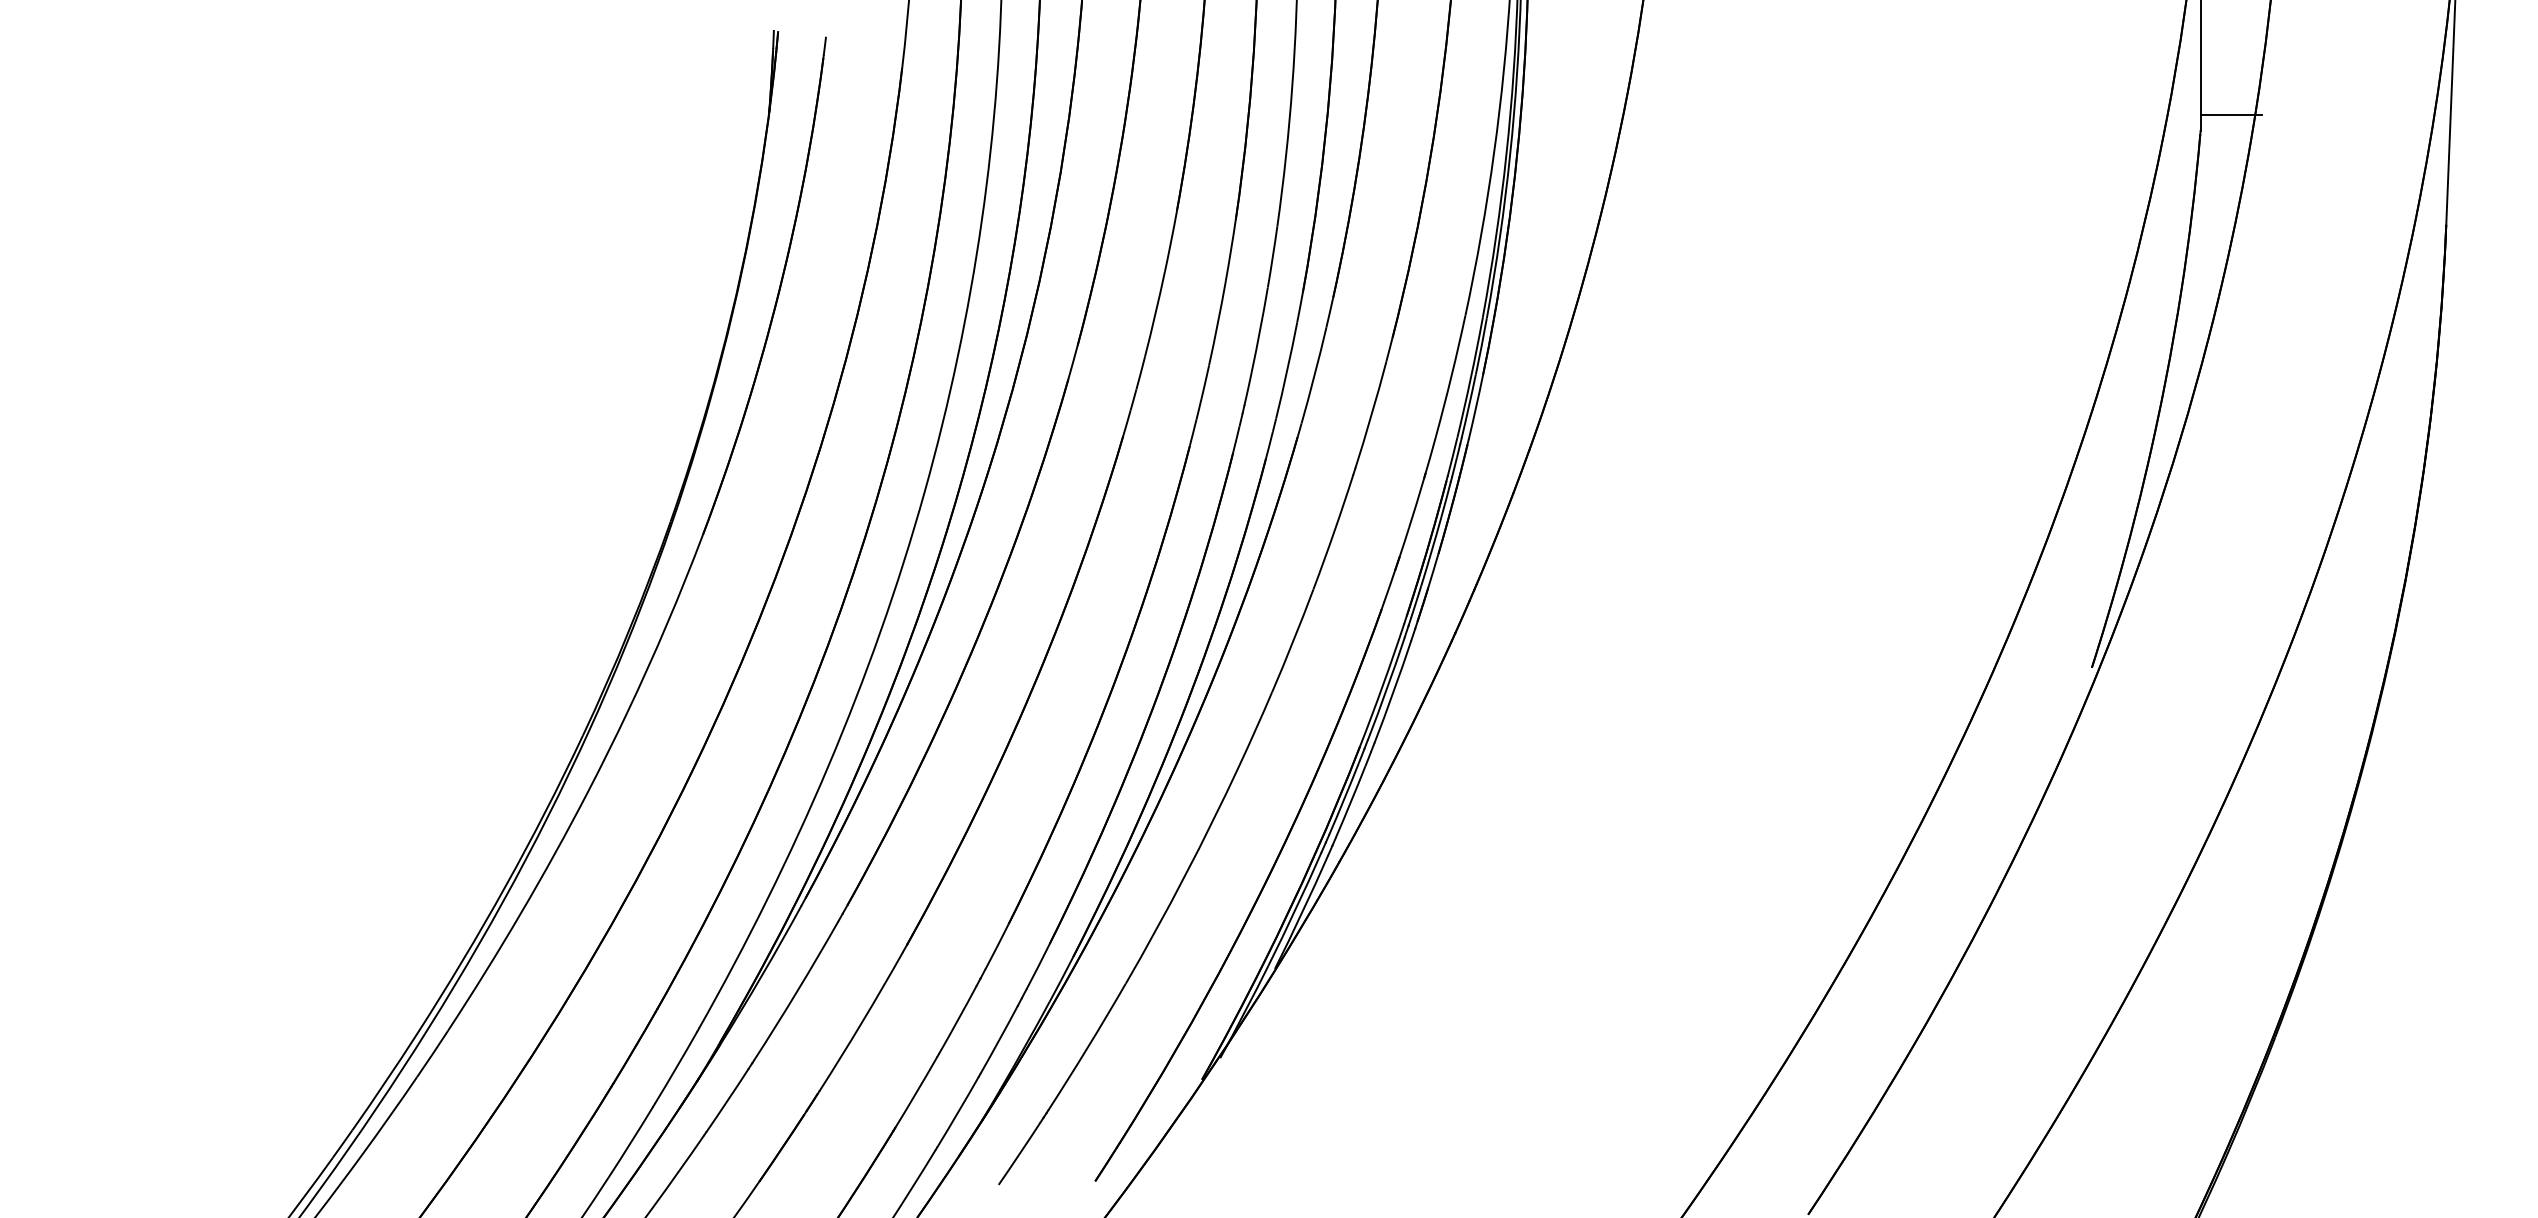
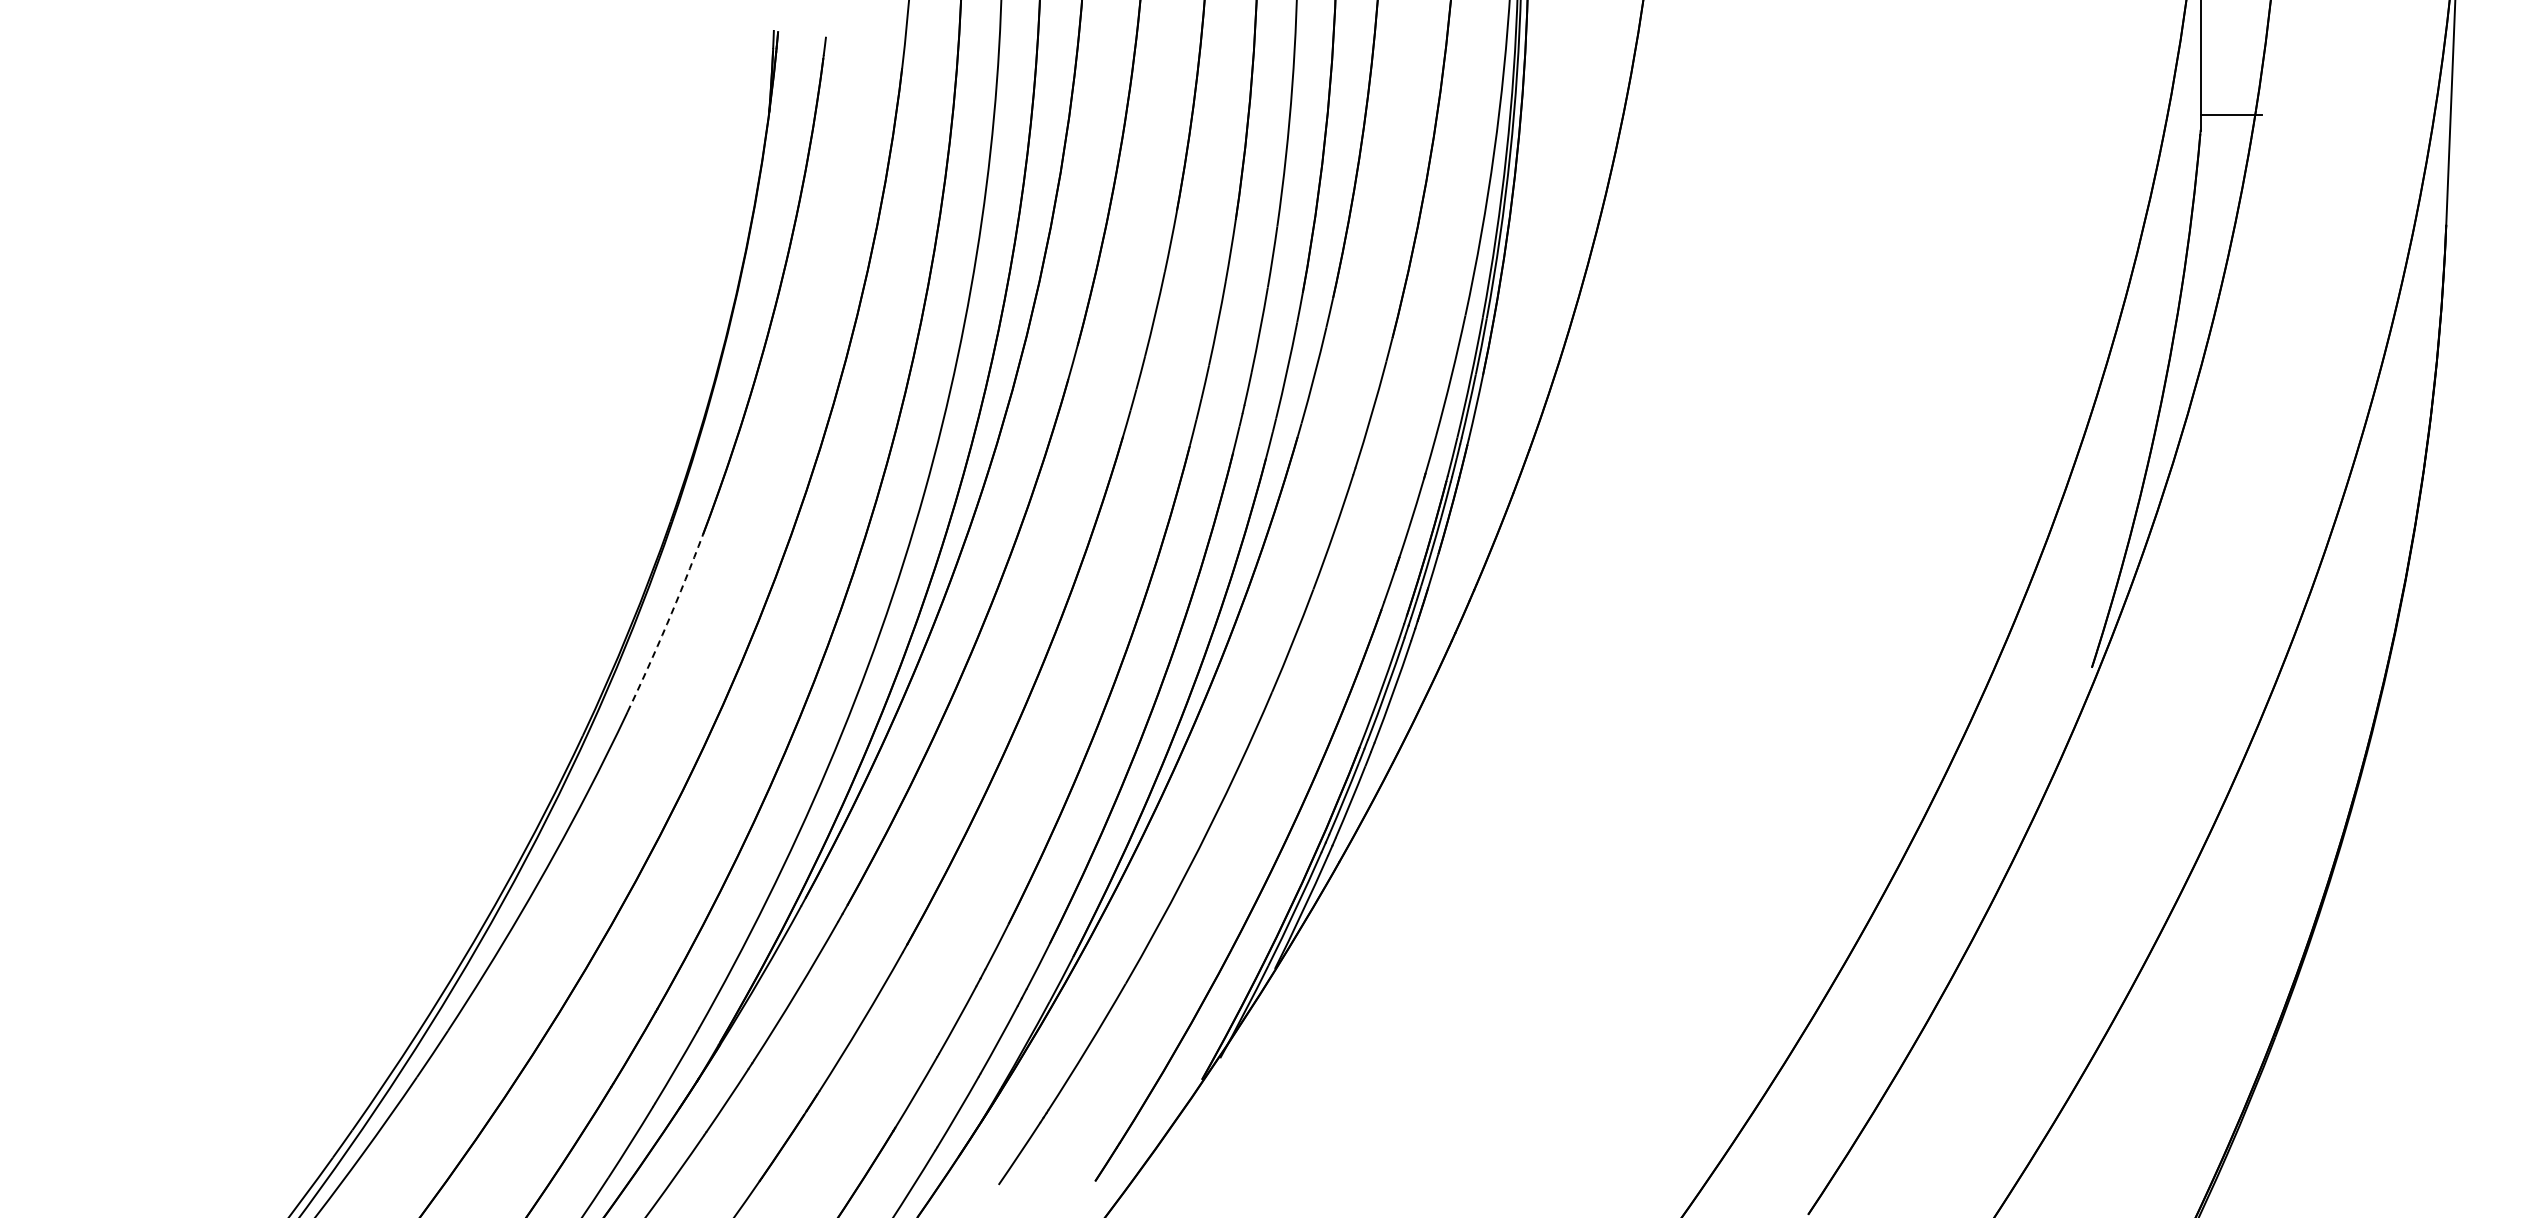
arc: solid -> dashed (667, 624)
